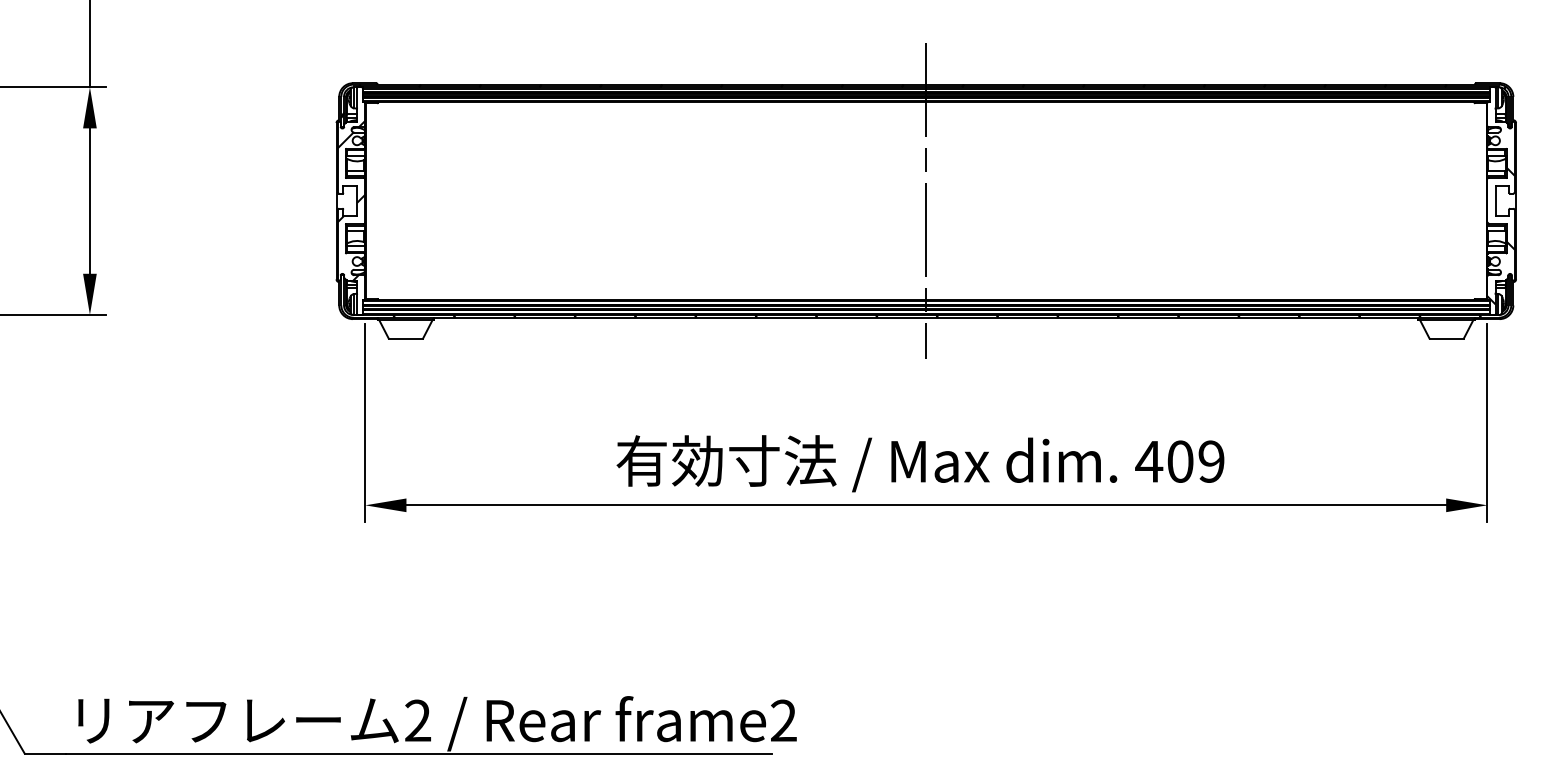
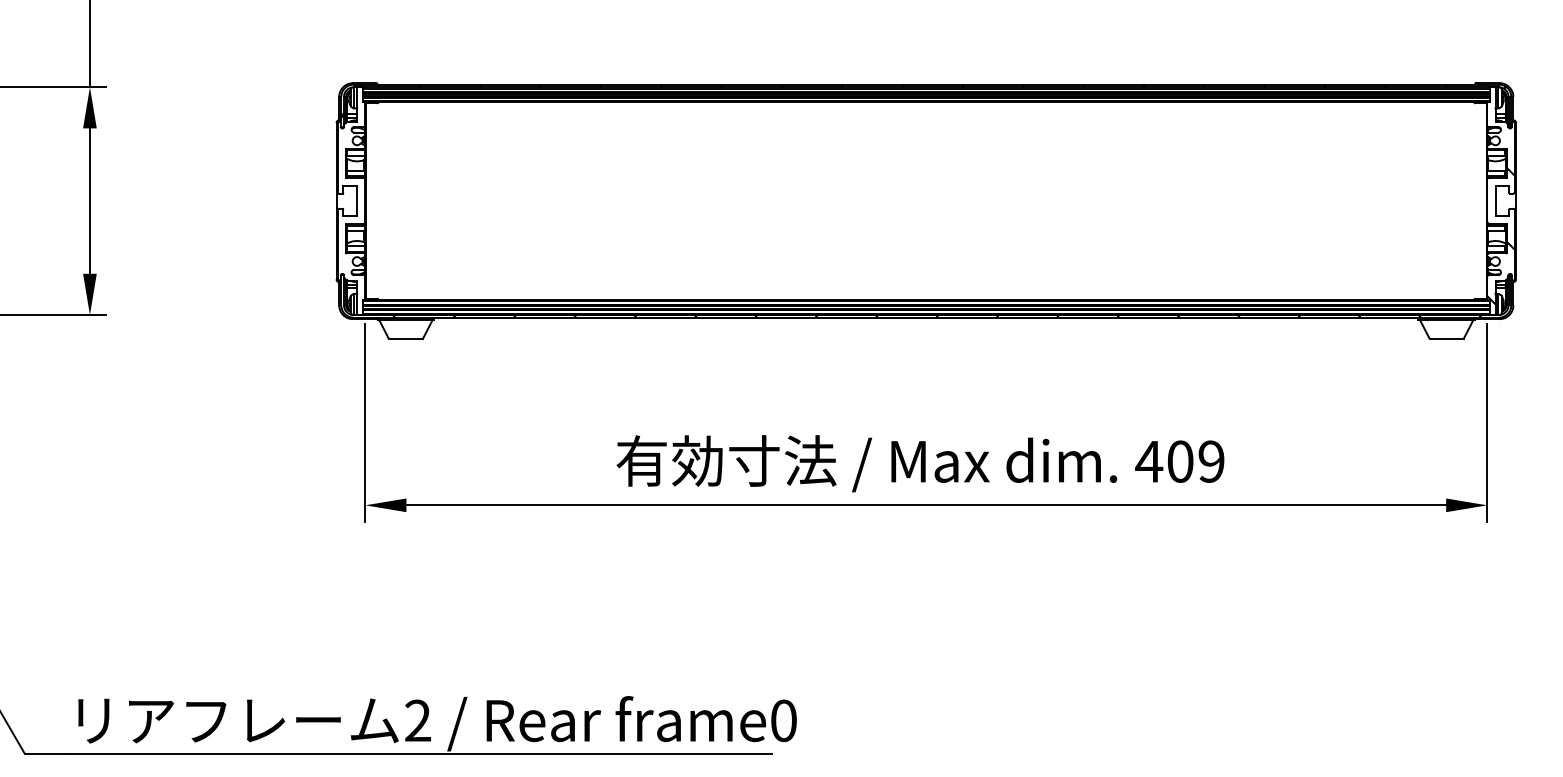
hatch: present -> none (351, 200)
line: present -> none (926, 200)
text: frame2 -> frame0 (783, 720)
